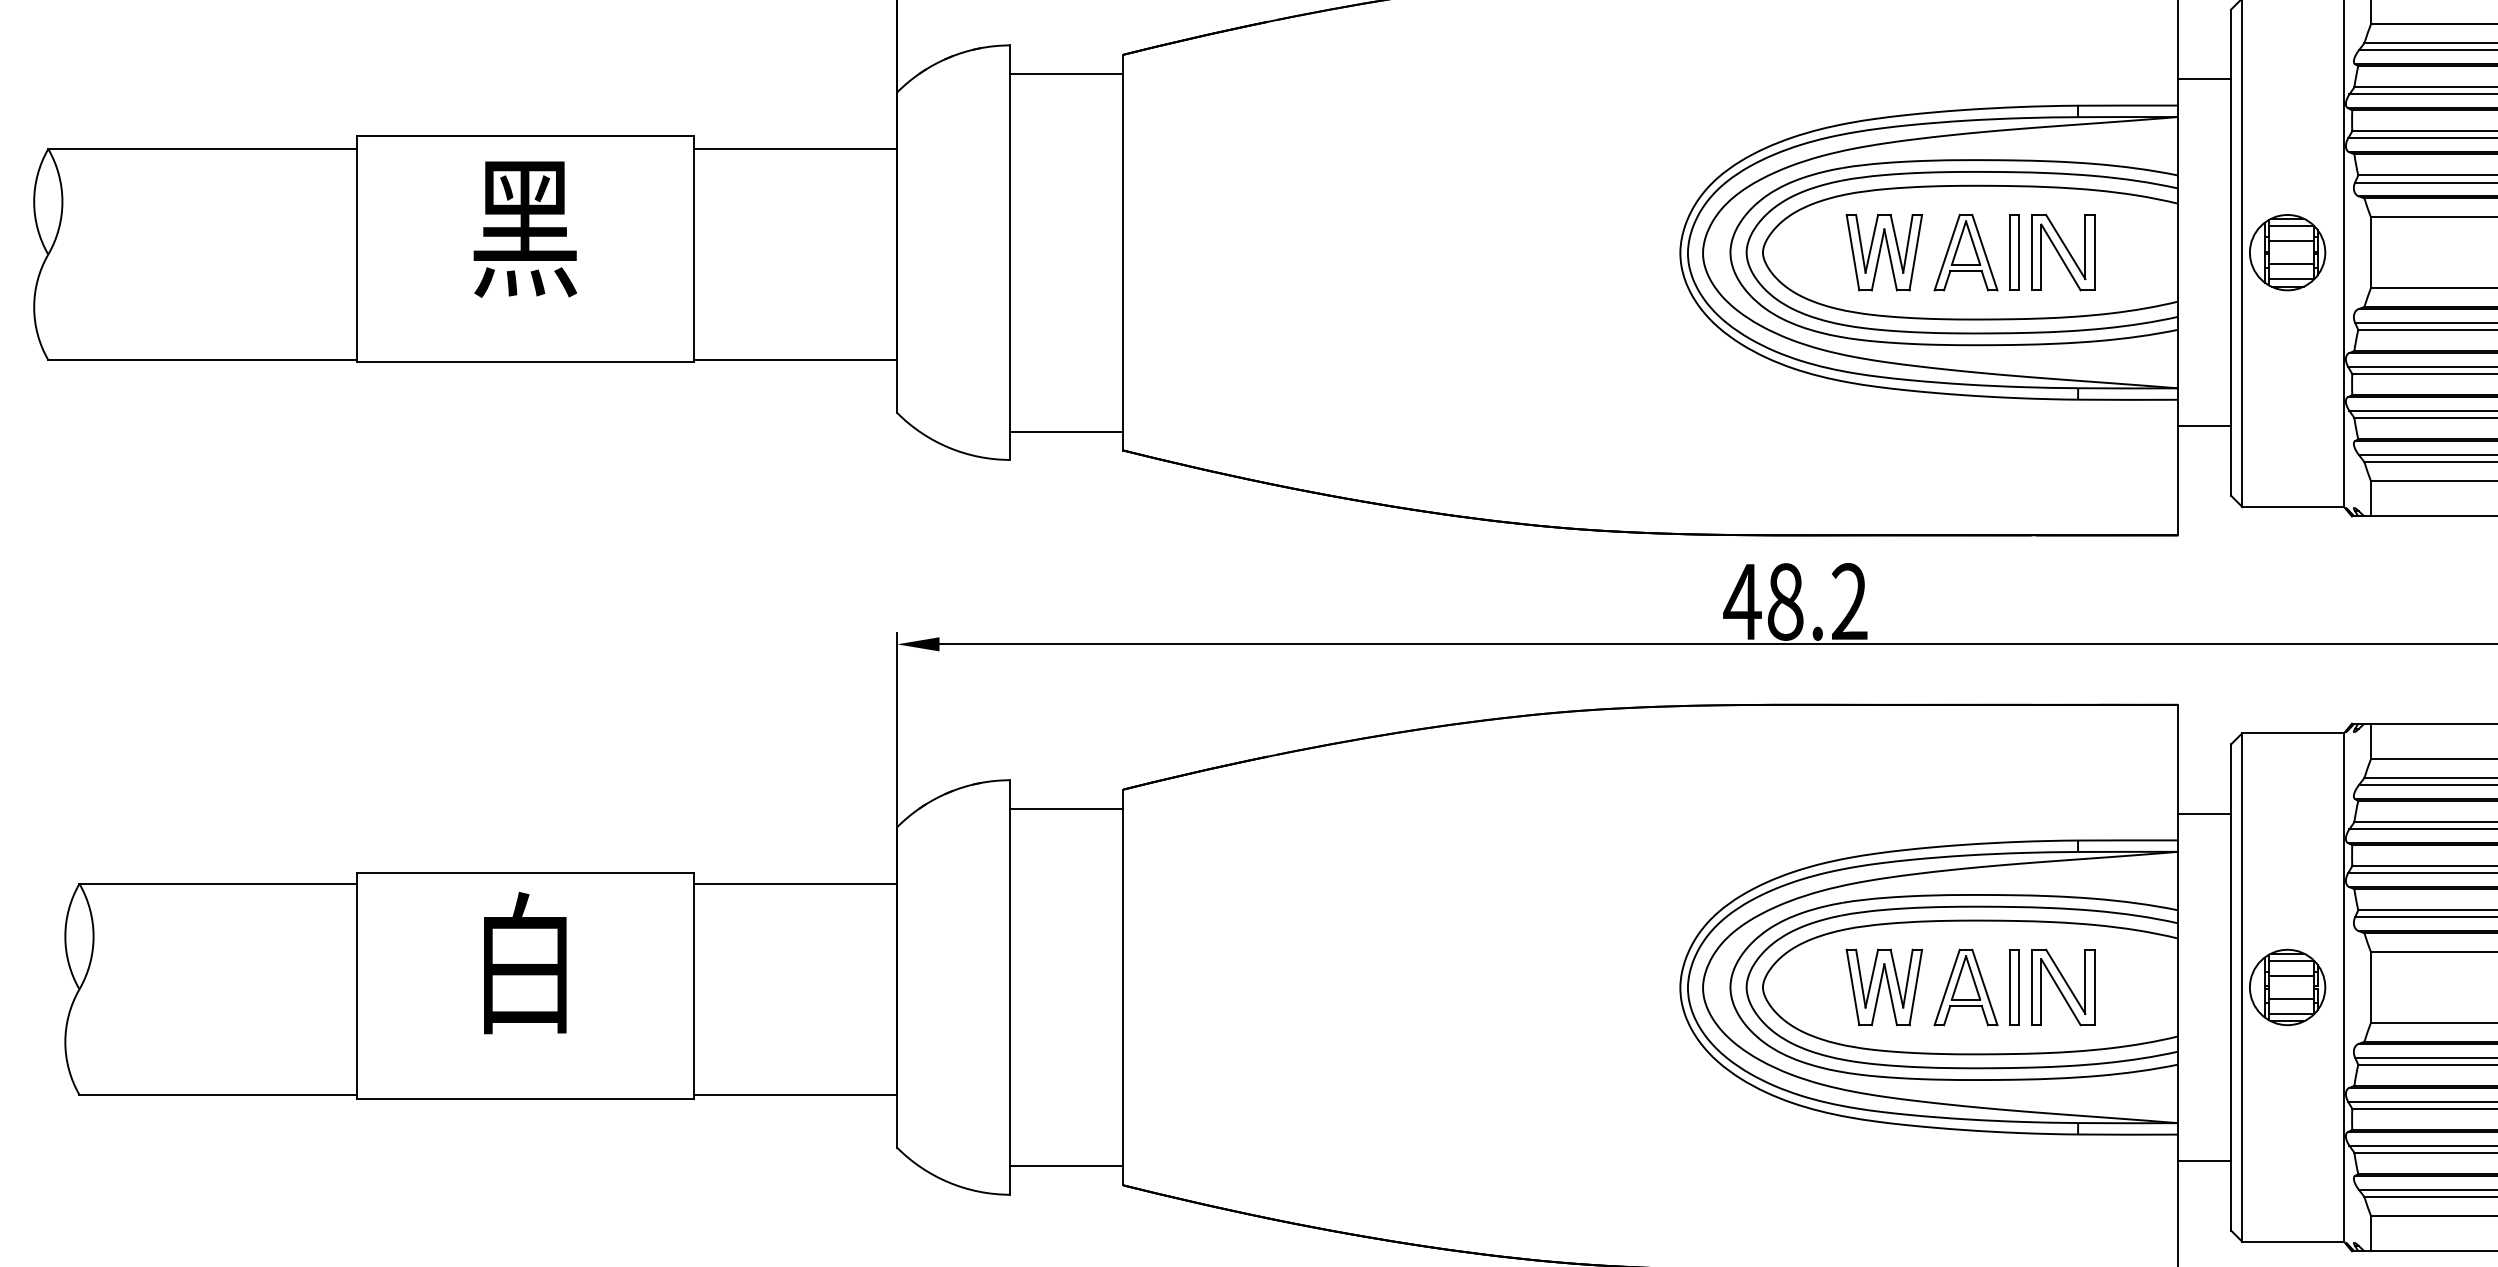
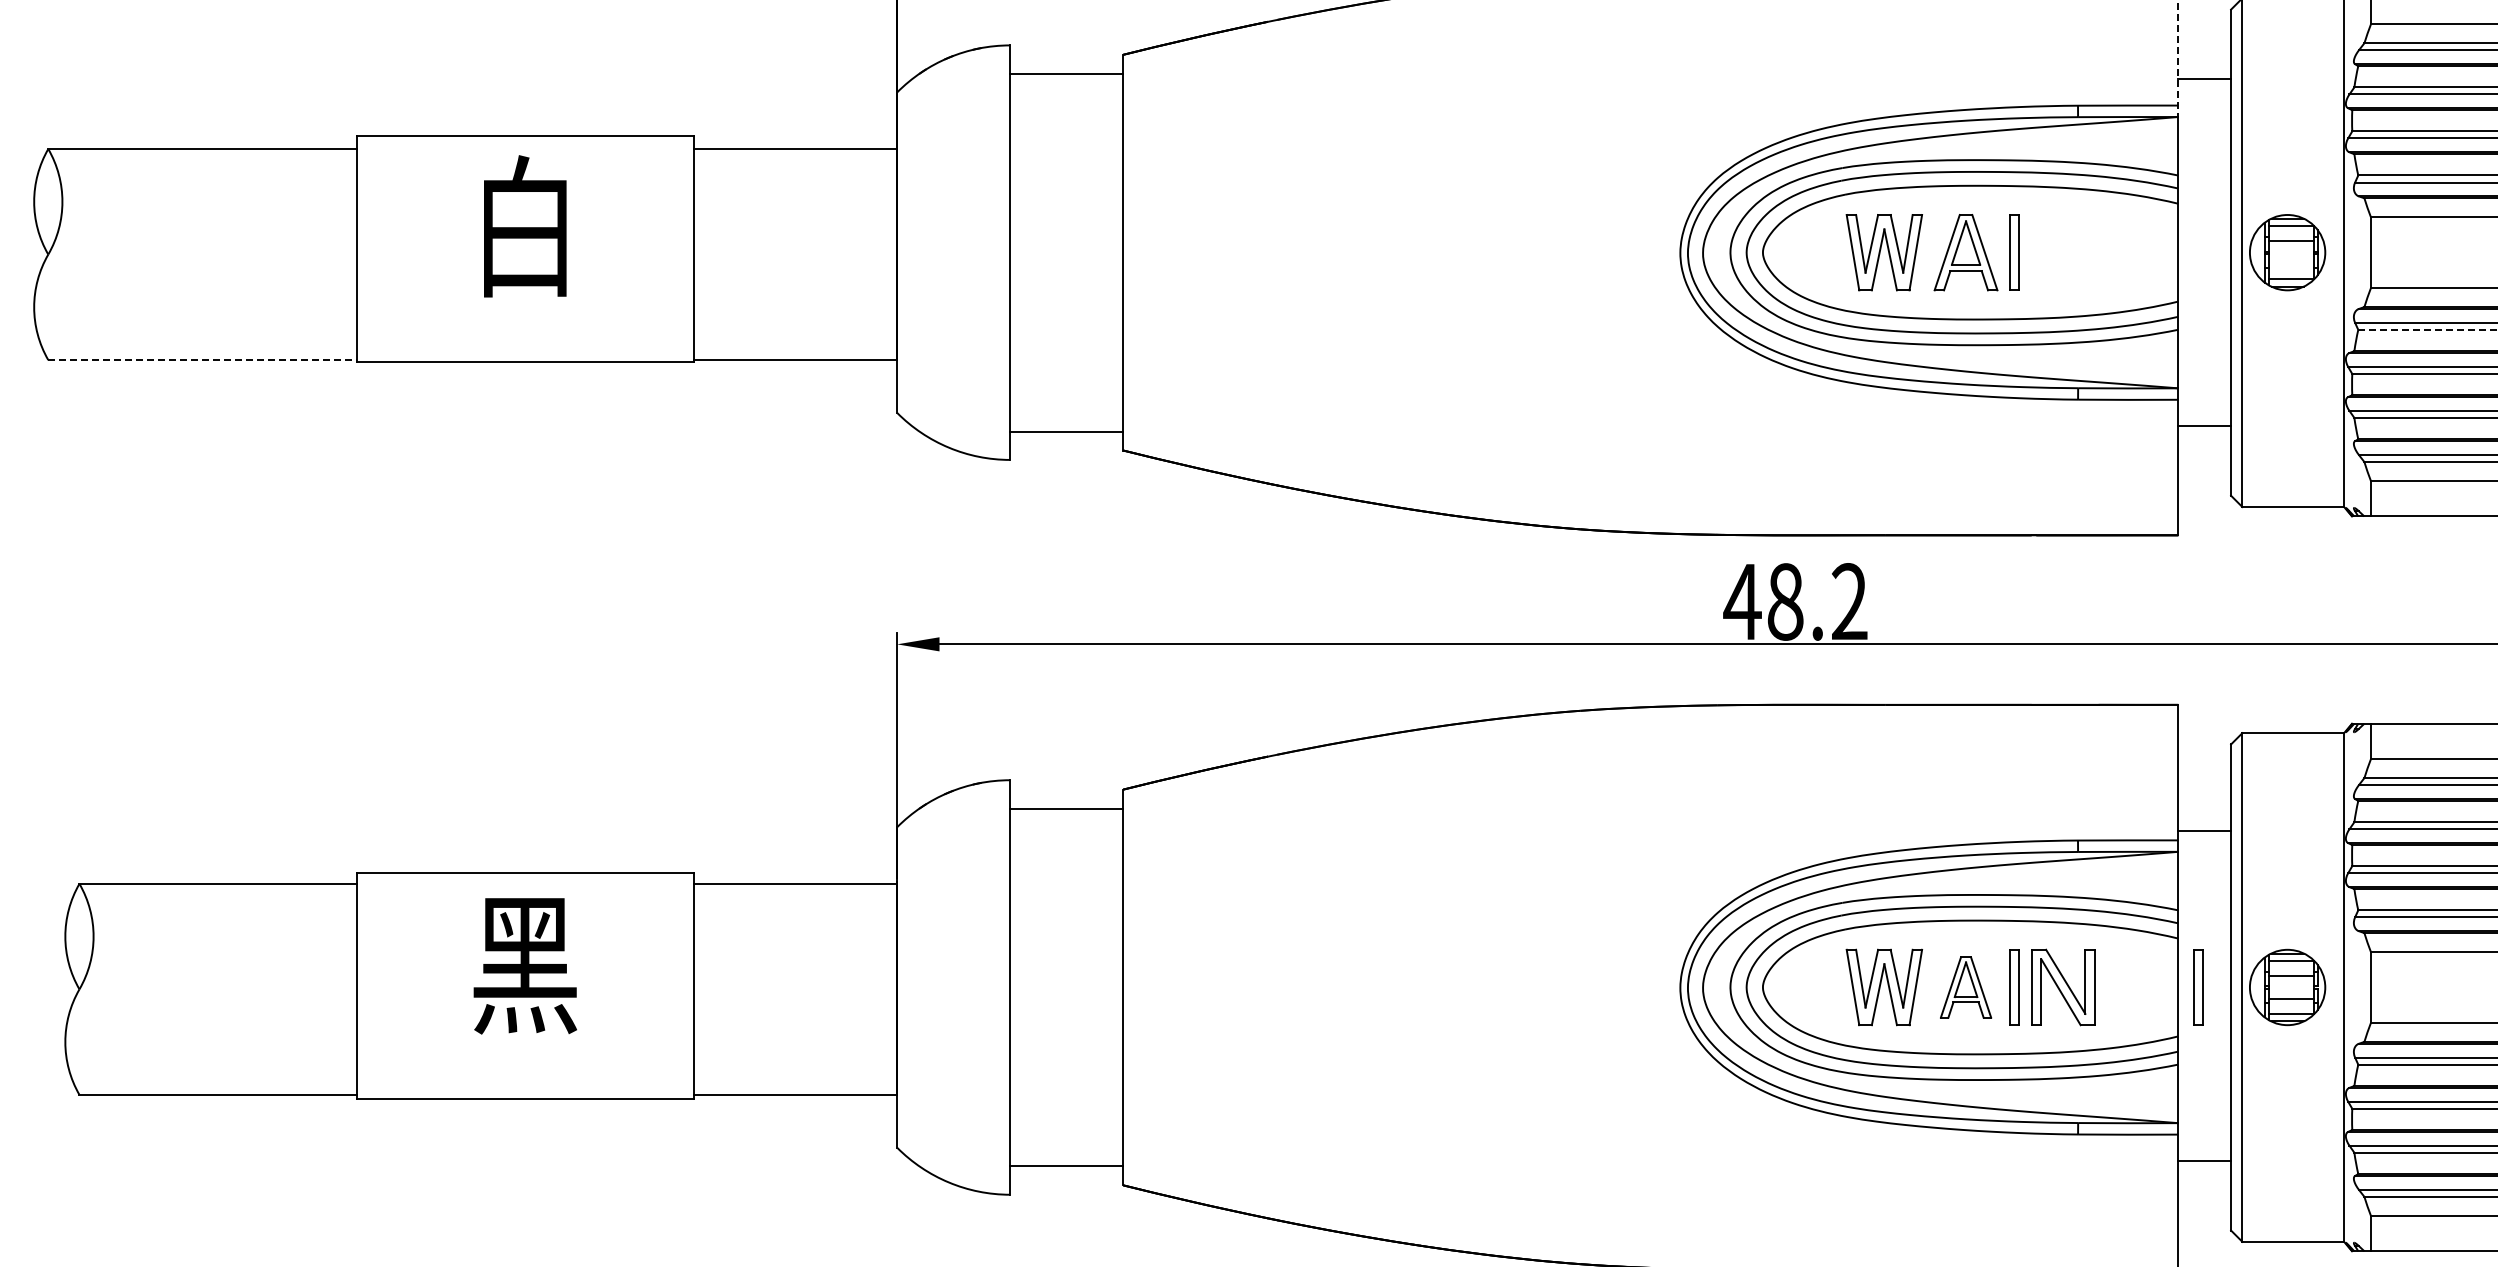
line: solid -> dashed (2178, 59)
text: 黑 -> 白 (525, 226)
part: present -> none (2063, 252)
line: present -> none (2290, 263)
line: solid -> dashed (2428, 329)
line: solid -> dashed (202, 360)
line position: (2204, 814) -> (2204, 831) (2204, 831)
text: 白 -> 黑 (525, 962)
part size: 66x79 px -> 53x63 px (1966, 987)
part: none -> present (2198, 987)
